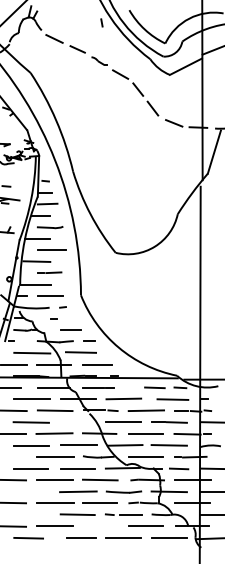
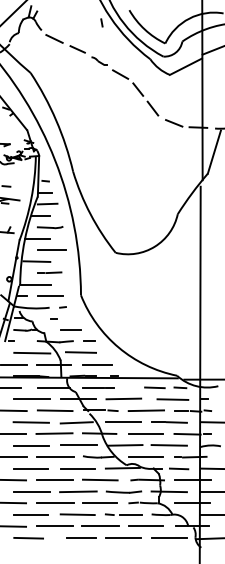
line: none -> present (76, 422)
line: none -> present (14, 456)
line: none -> present (31, 492)
line: none -> present (30, 515)
line: none -> present (100, 525)
